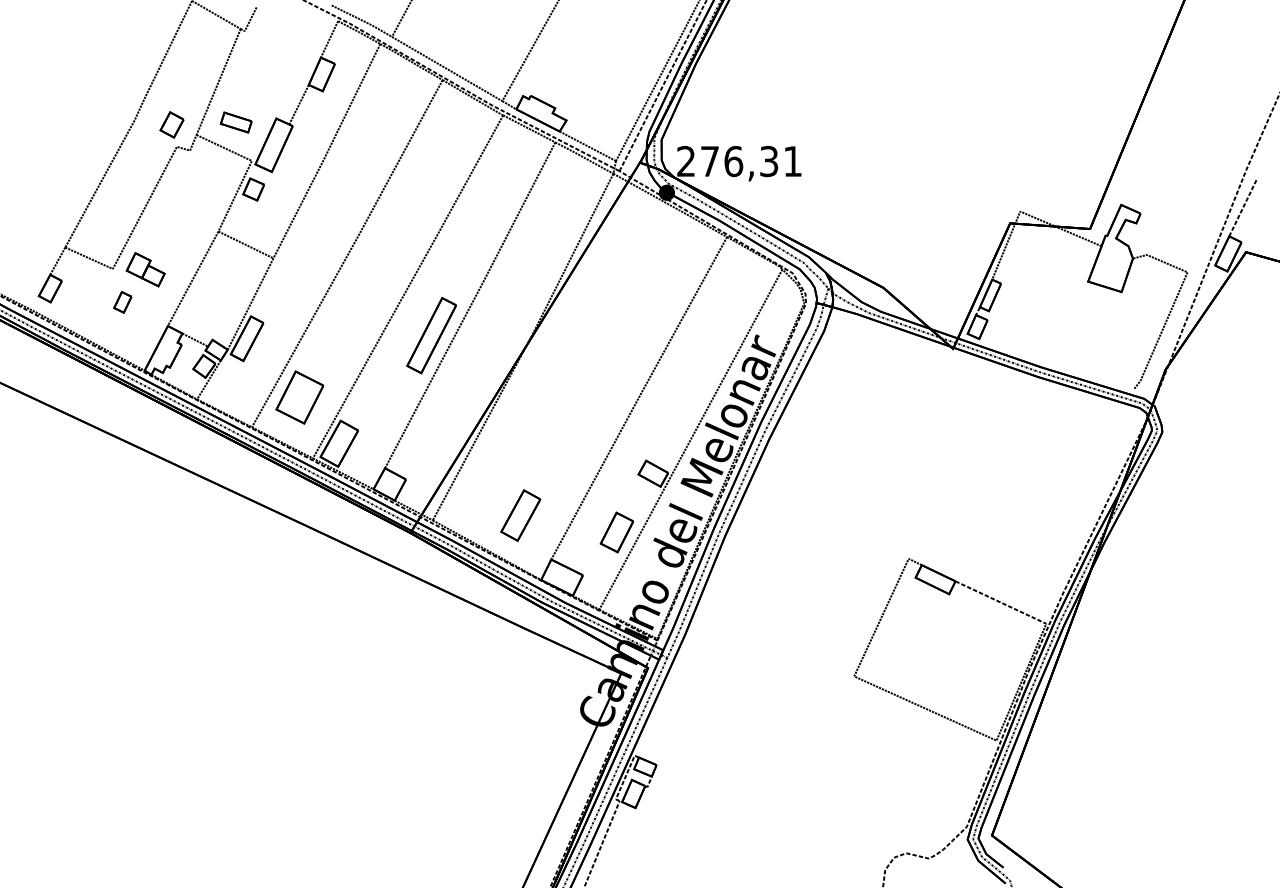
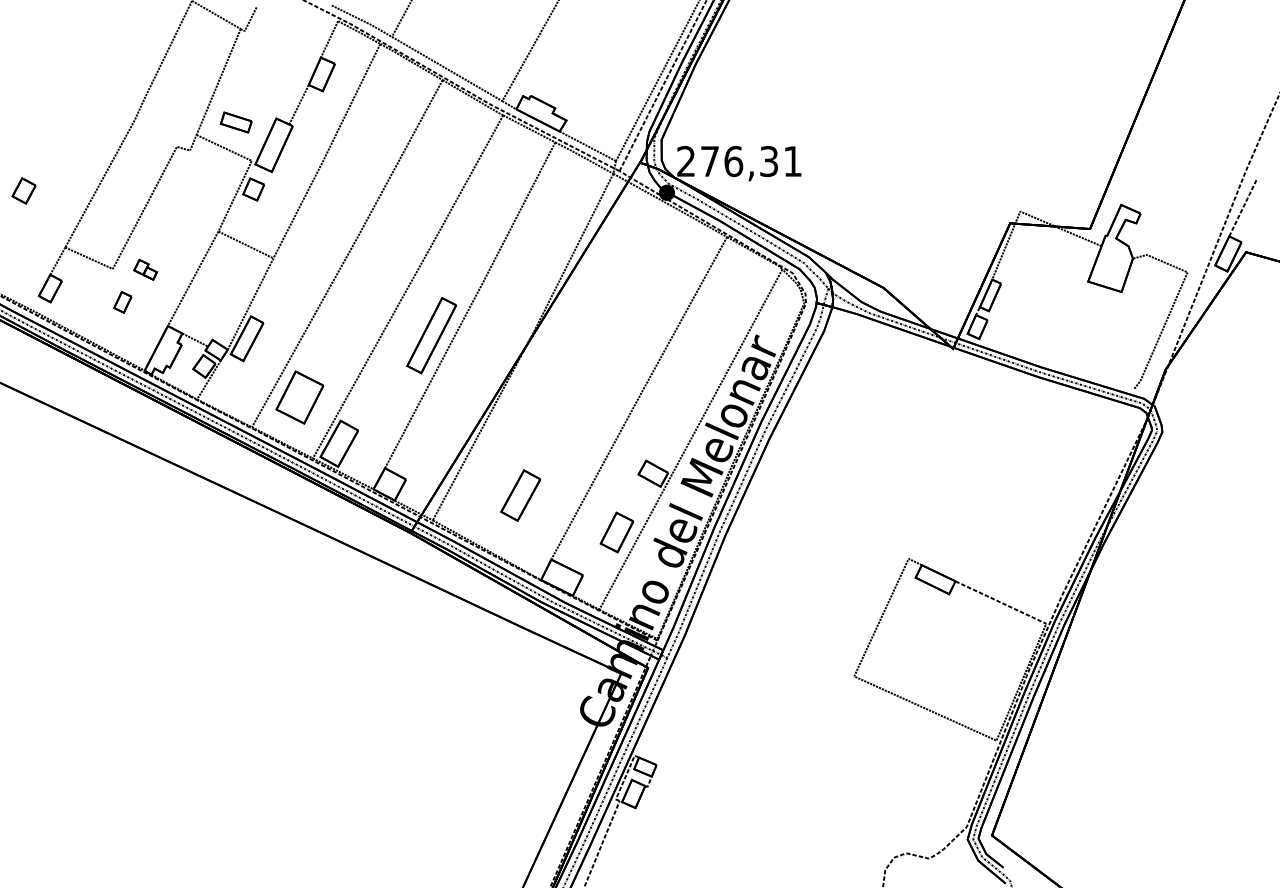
part position: (171, 124) -> (23, 190) (23, 190)
part size: 41x36 px -> 26x23 px (145, 269)
part position: (520, 515) -> (520, 495) (520, 495)
